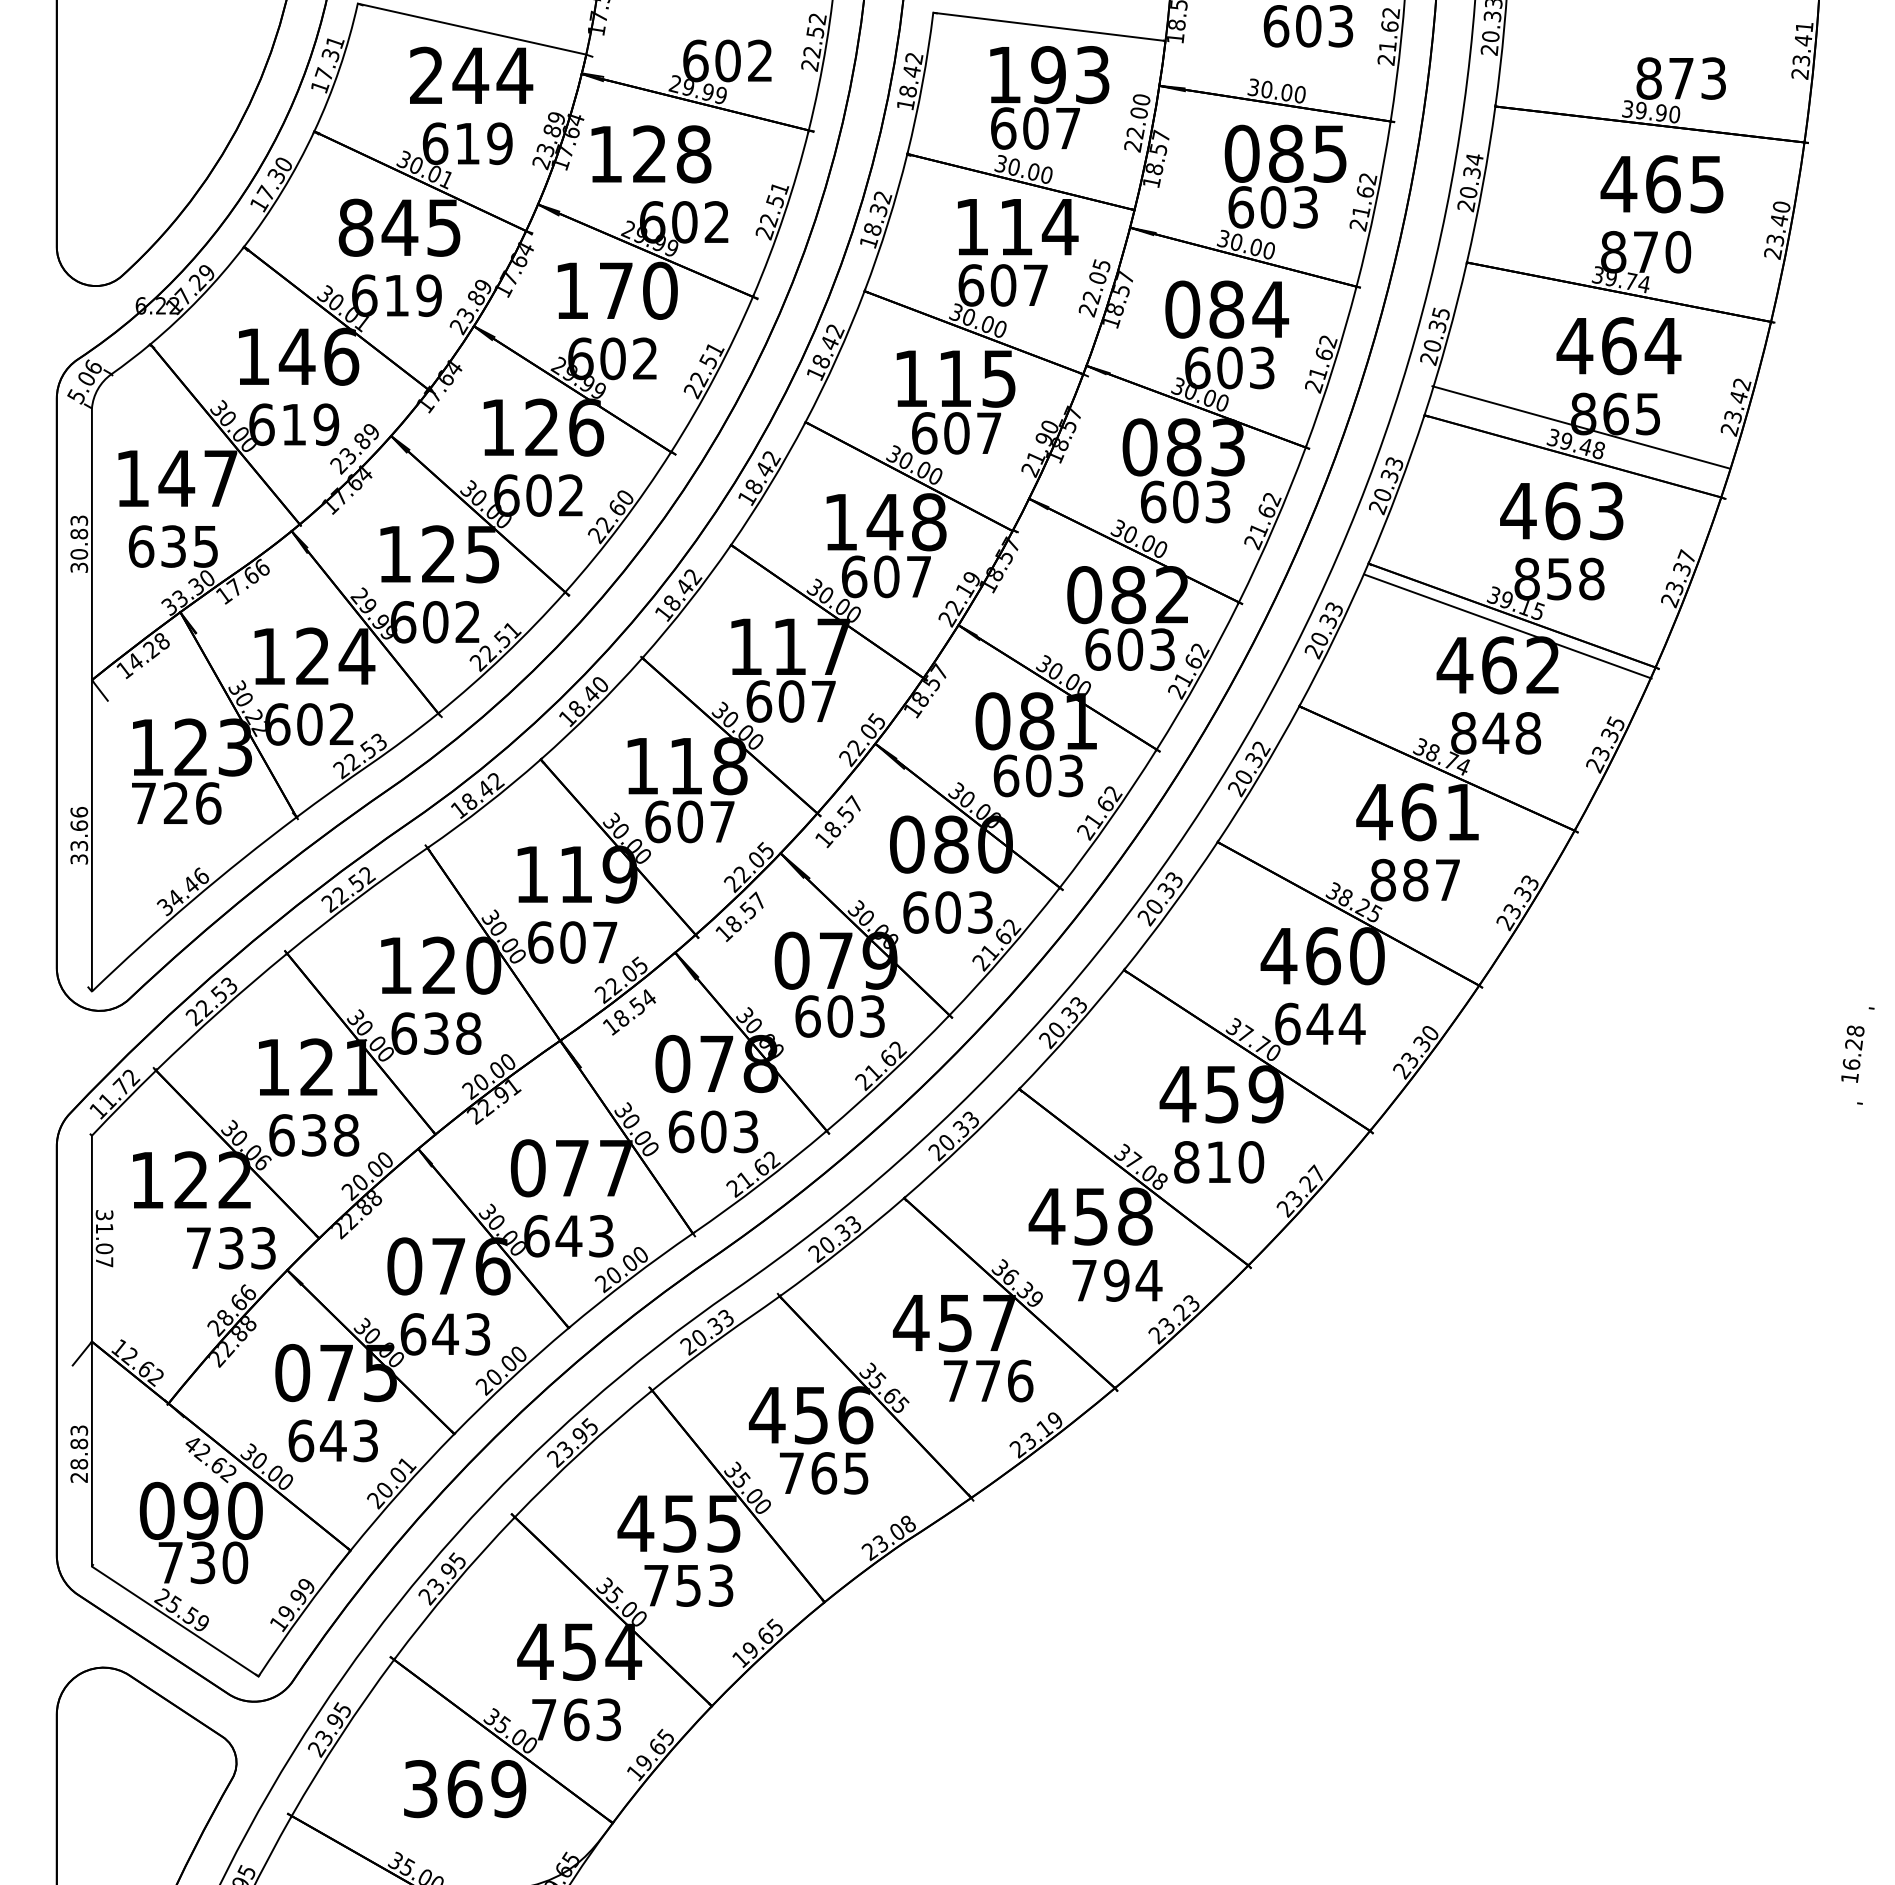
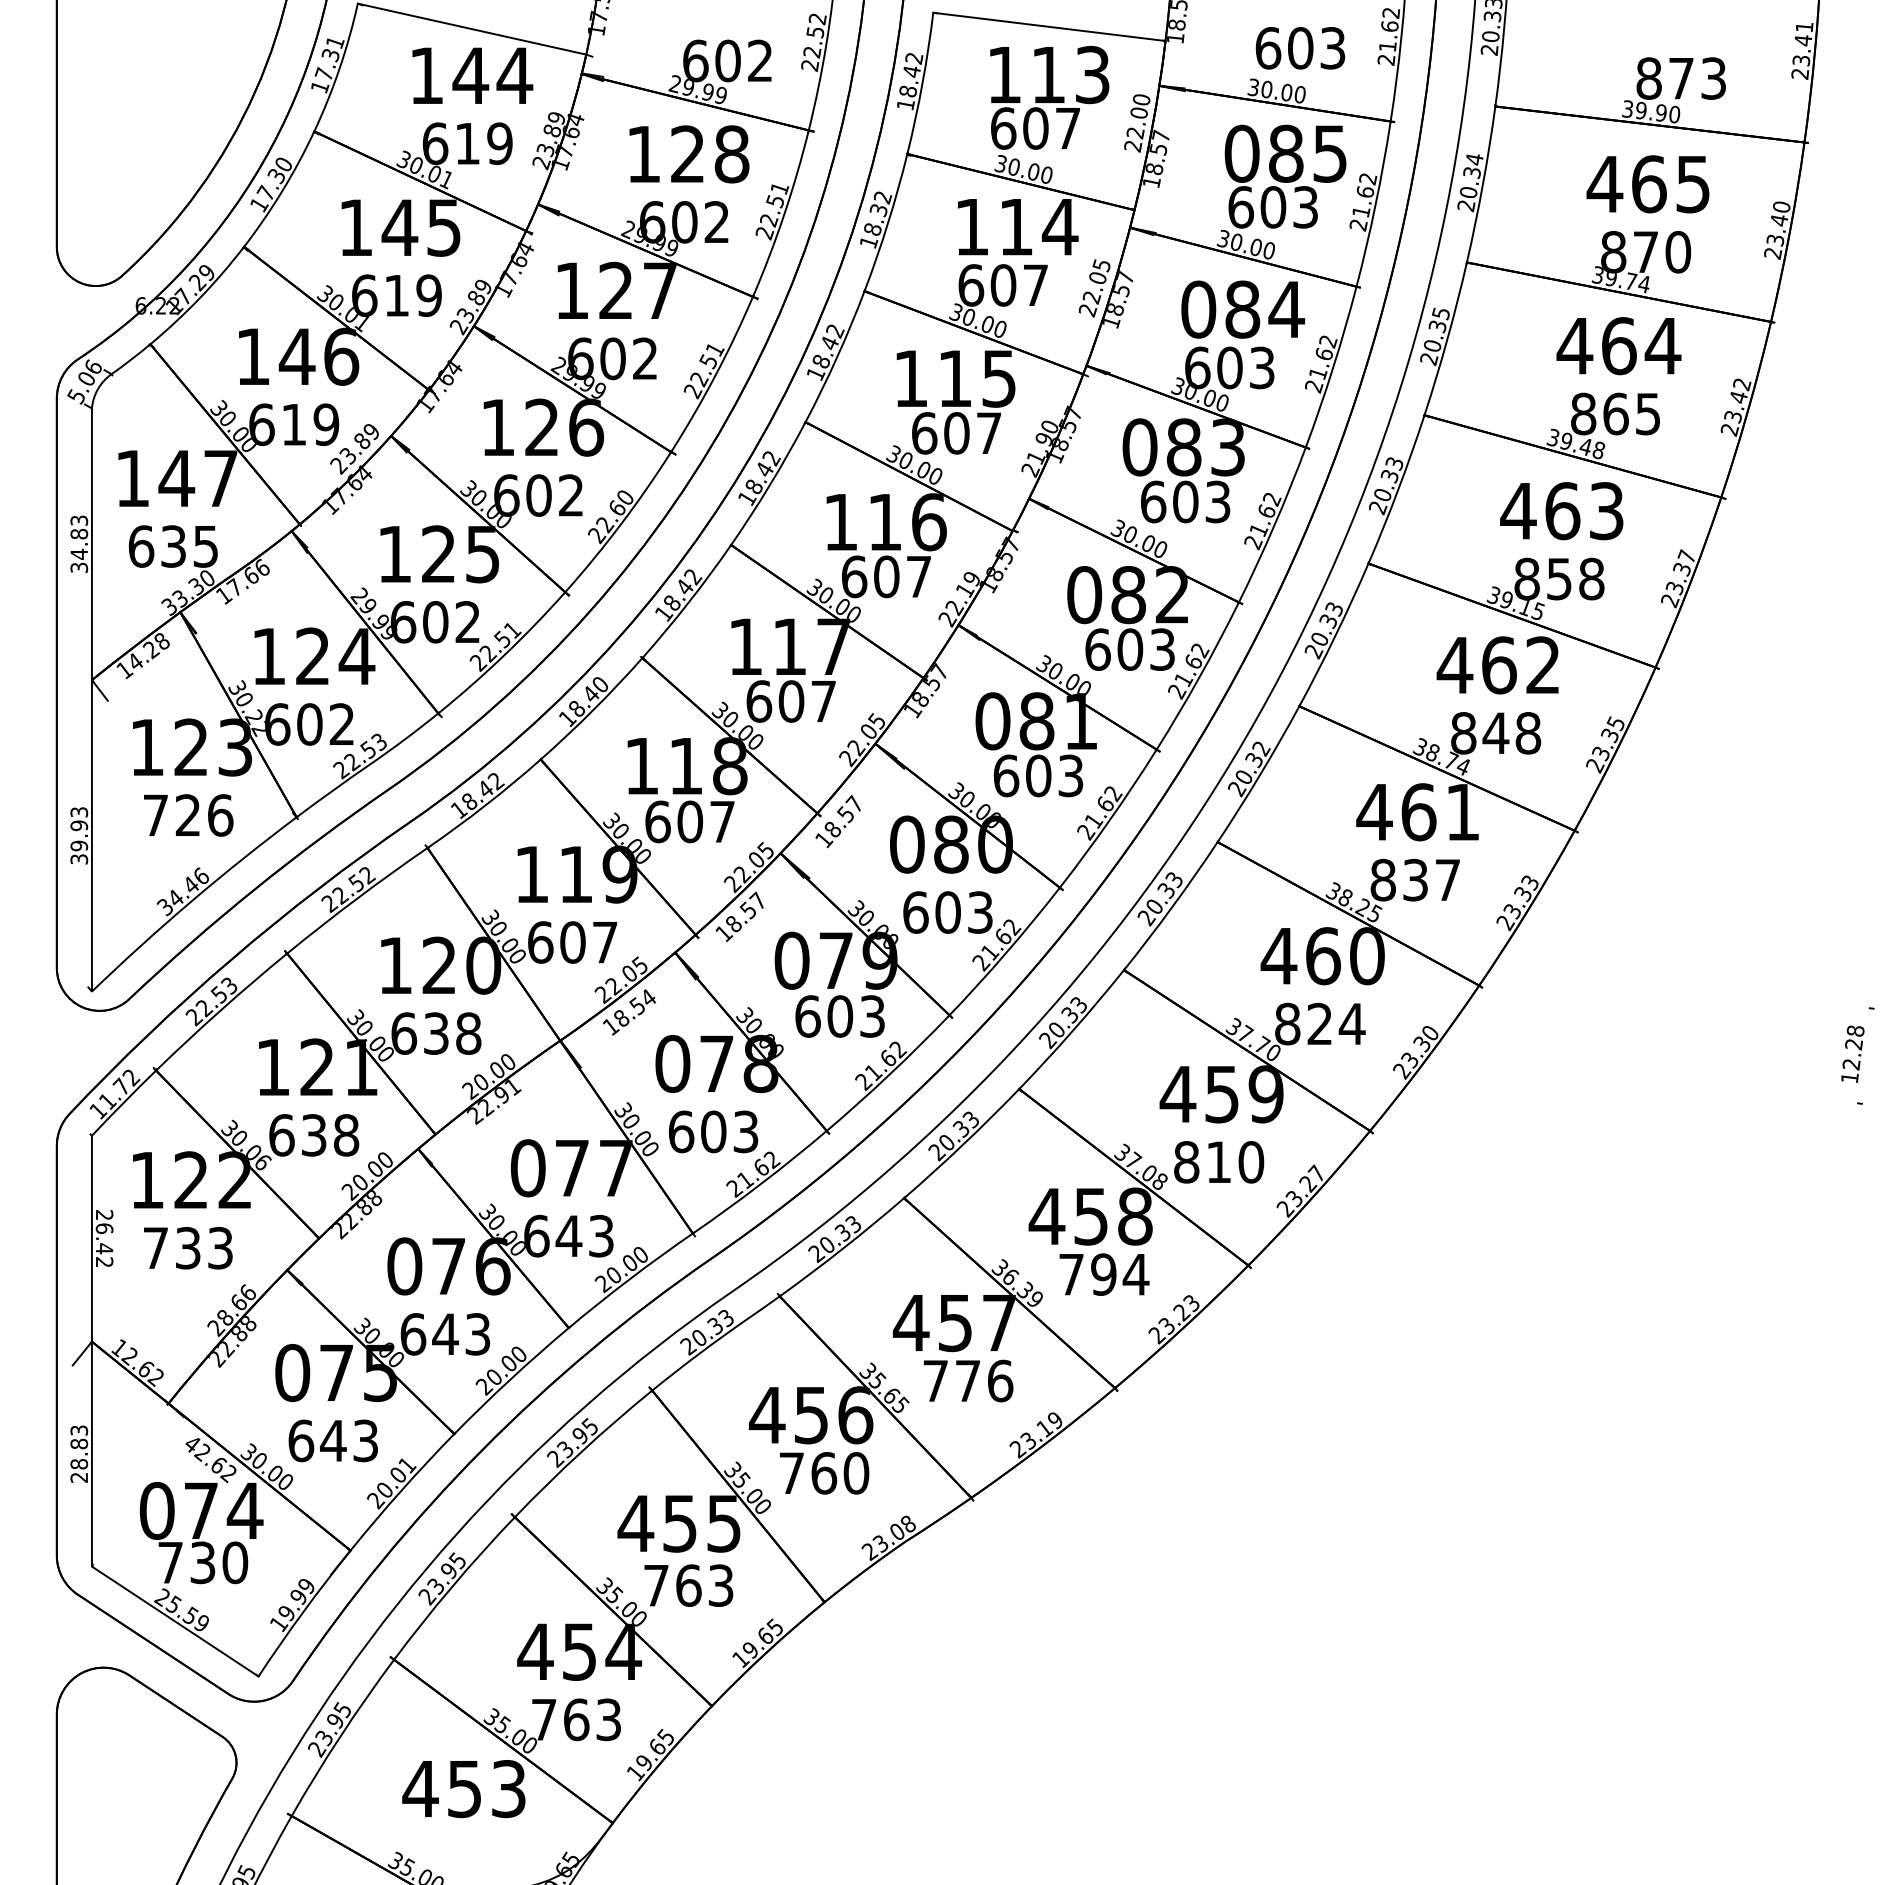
text position: (1308, 26) -> (1300, 48) (1300, 48)
text: 244 -> 144 (426, 74)
text: 193 -> 113 (1048, 75)
text position: (651, 154) -> (689, 154) (689, 154)
text position: (1661, 184) -> (1647, 184) (1647, 184)
text: 845 -> 145 (355, 227)
text: 170 -> 127 (638, 290)
text position: (1227, 309) -> (1243, 309) (1243, 309)
line position: (1580, 427) -> (1572, 456) (1572, 456)
text: 148 -> 116 (906, 522)
text: 30.83 -> 34.83 (79, 553)
line position: (1507, 626) -> (1511, 615) (1511, 615)
text position: (176, 803) -> (188, 815) (188, 815)
text: 33.66 -> 39.93 (79, 829)
text: 887 -> 837 (1415, 879)
text: 644 -> 824 (1304, 1023)
text: 16.28 -> 12.28 (1851, 1064)
text: 31.07 -> 26.42 (104, 1238)
text position: (231, 1248) -> (188, 1248) (188, 1248)
text position: (1117, 1280) -> (1104, 1274) (1104, 1274)
text position: (988, 1380) -> (968, 1380) (968, 1380)
text: 765 -> 760 (856, 1473)
text: 090 -> 074 (223, 1510)
text: 753 -> 763 (688, 1585)
text: 369 -> 453 (464, 1789)
